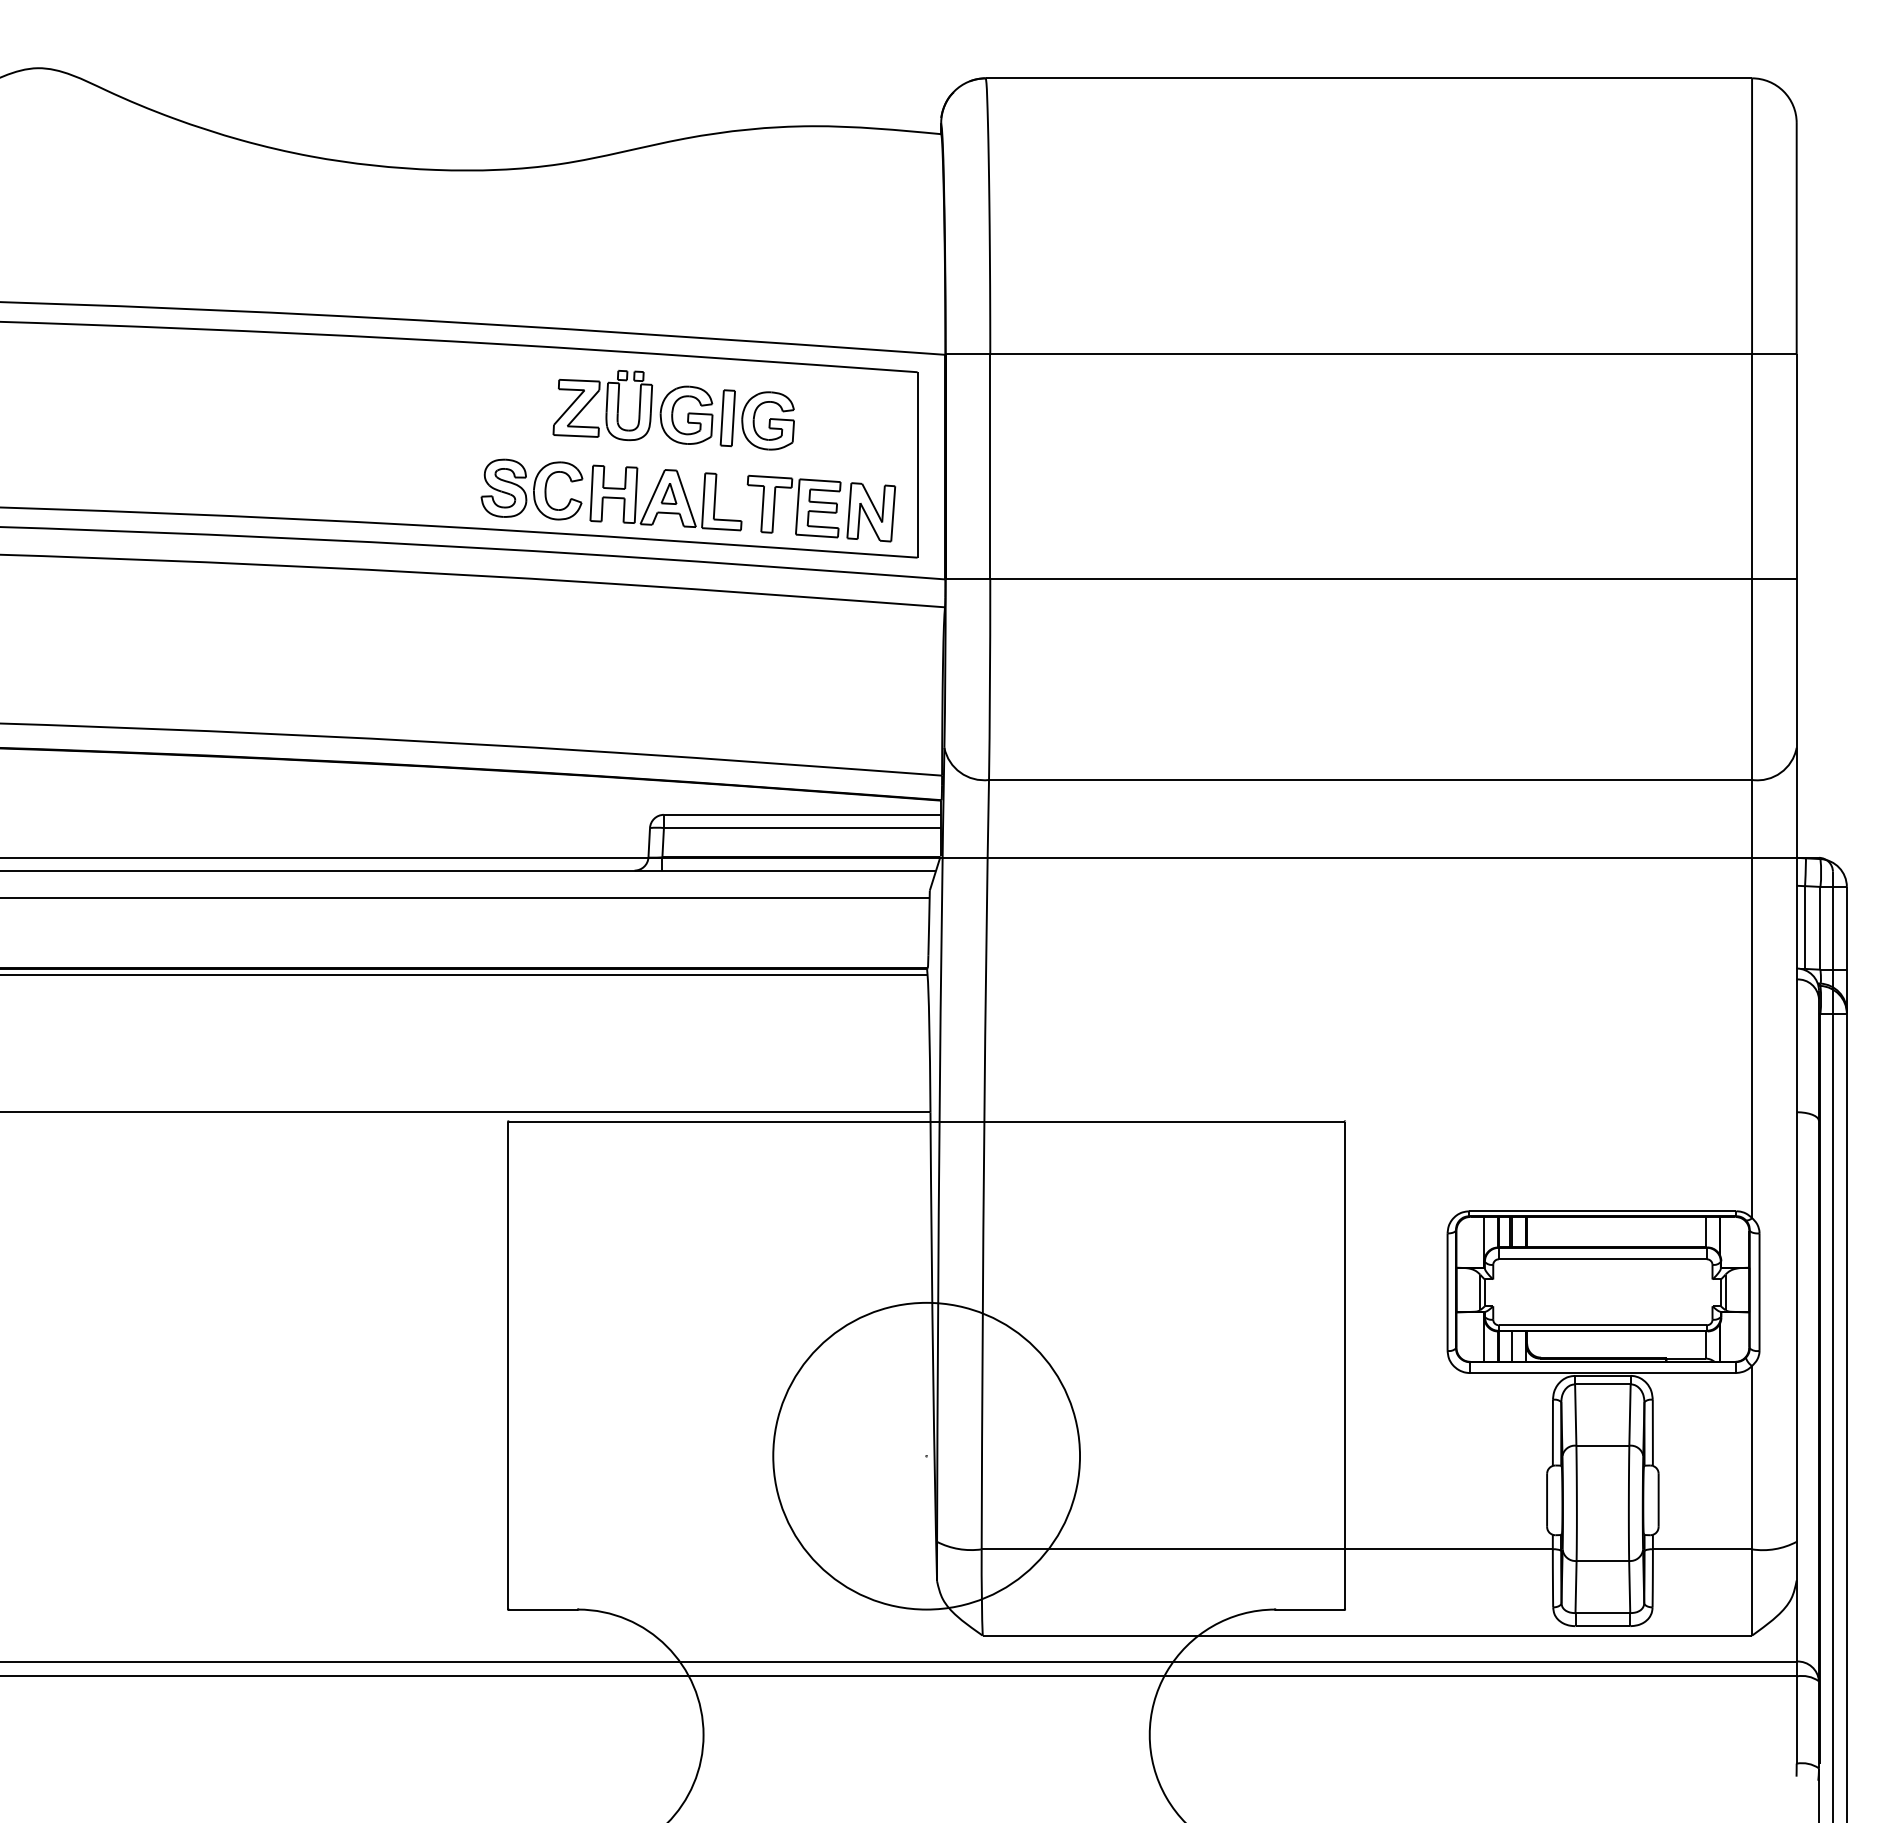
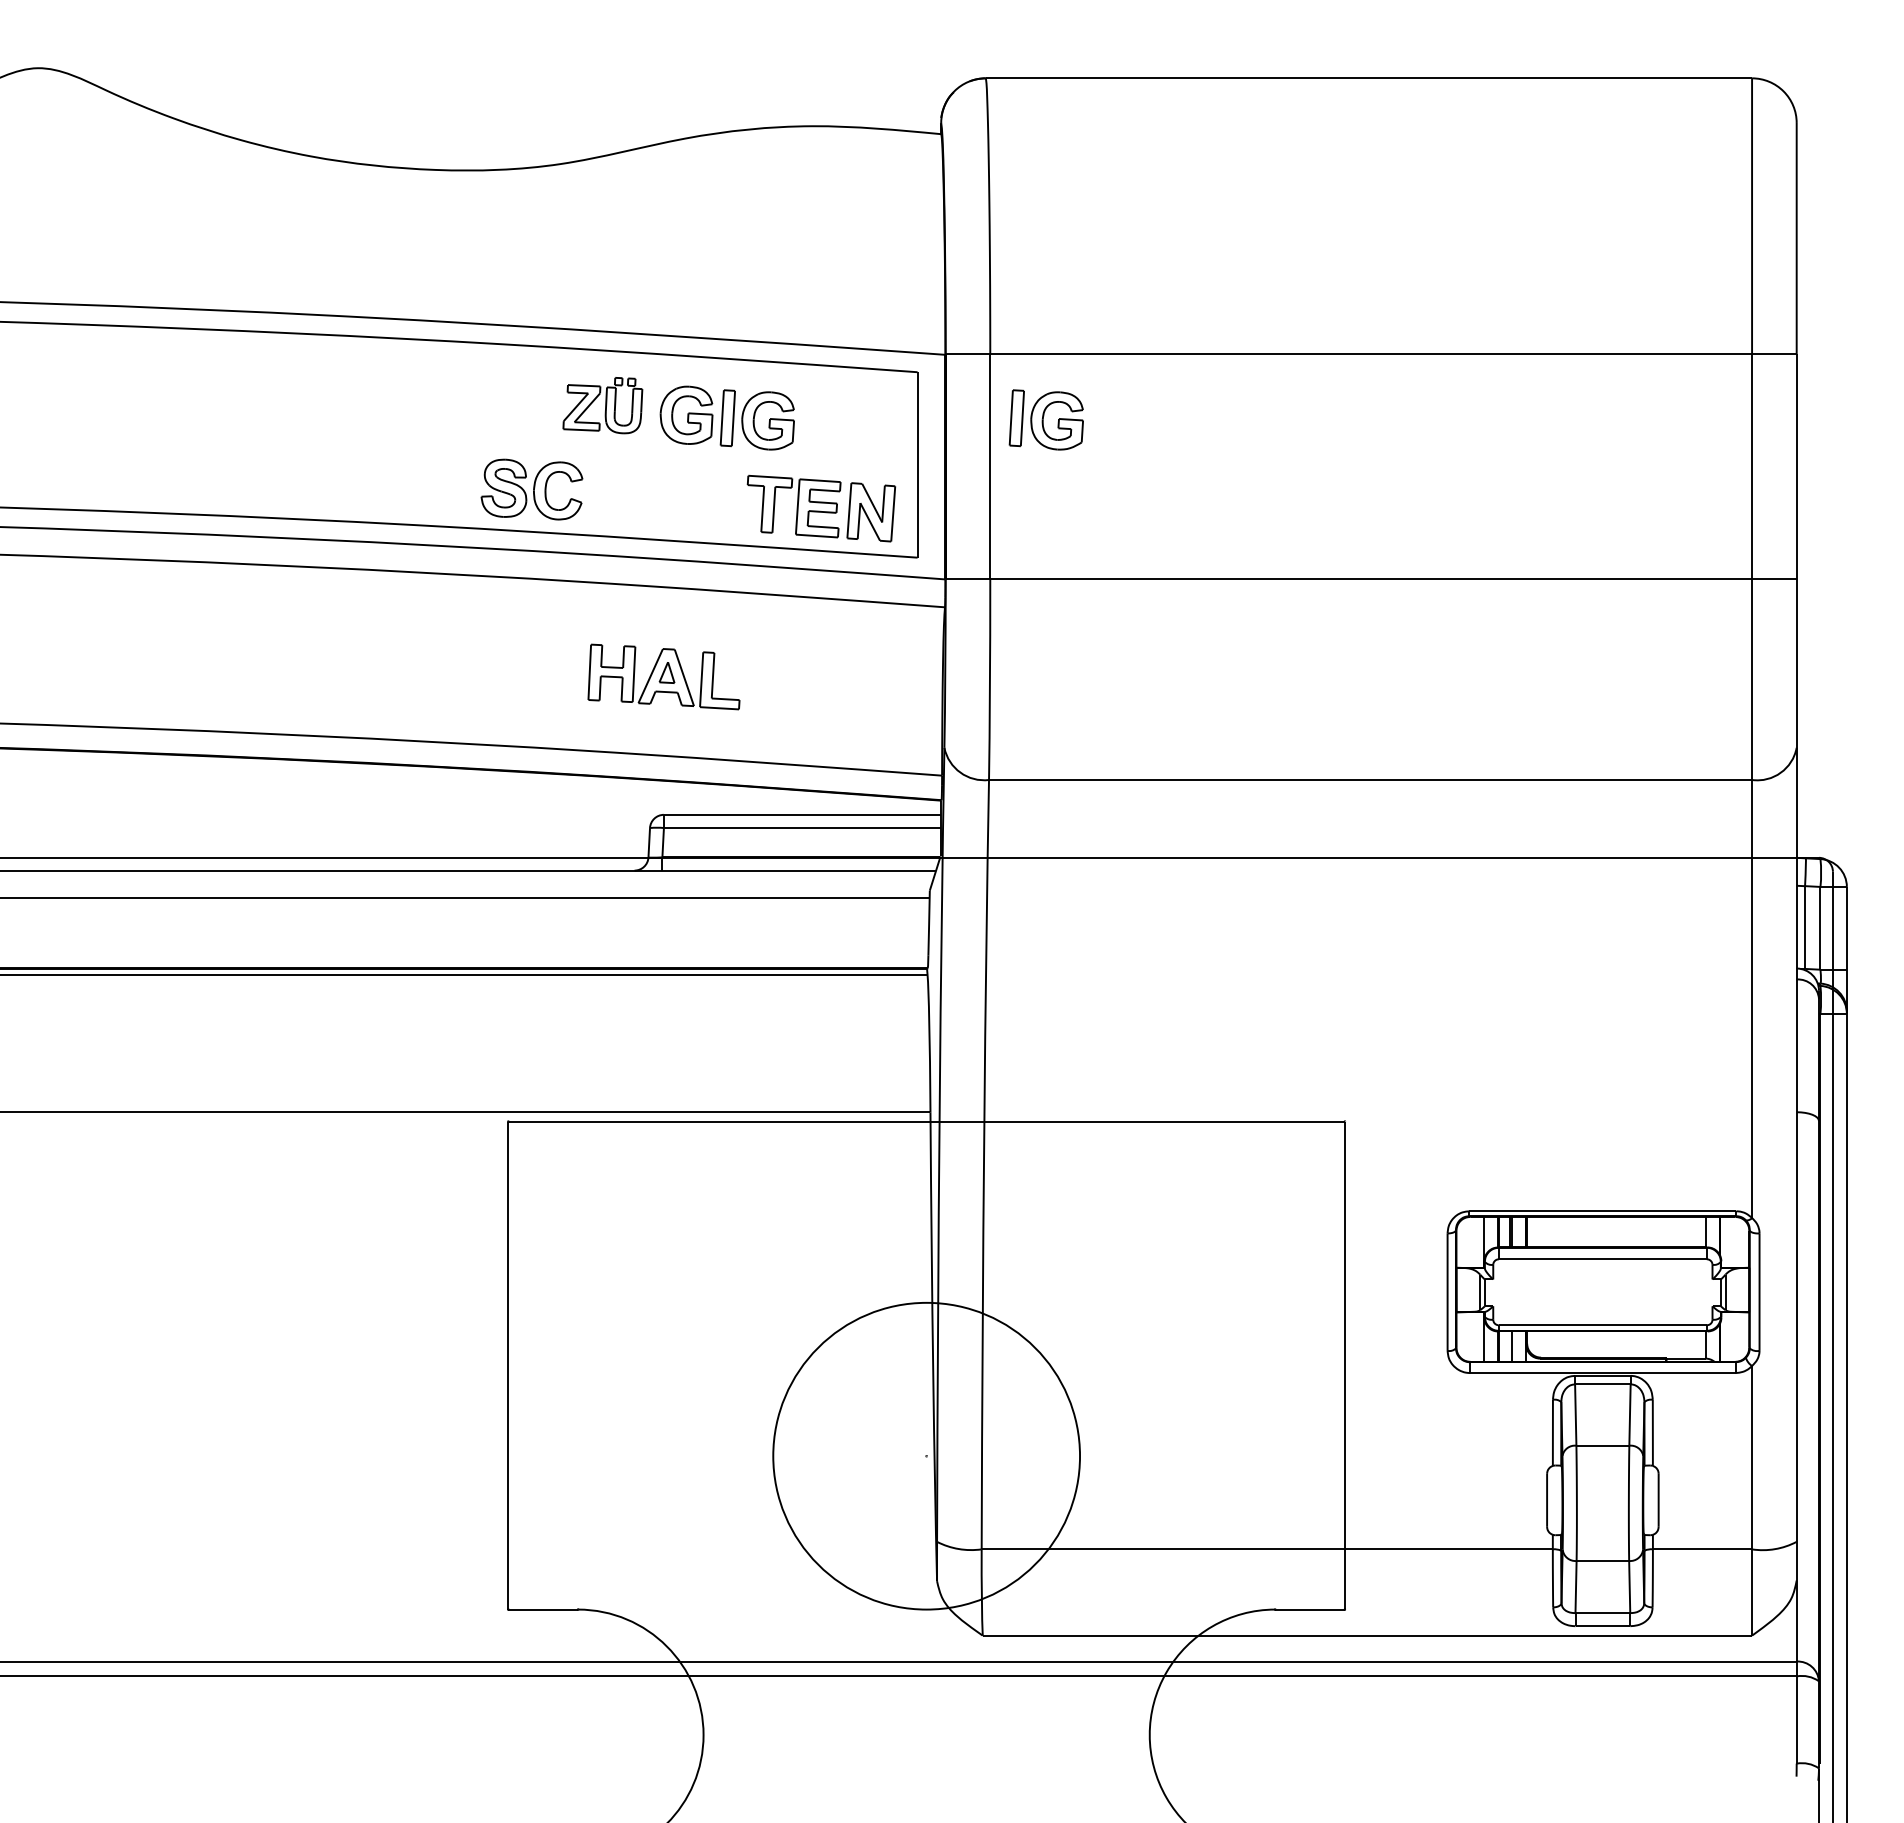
part size: 102x72 px -> 82x58 px (602, 405)
part: none -> present (1045, 419)
part position: (665, 497) -> (663, 676) (663, 676)
